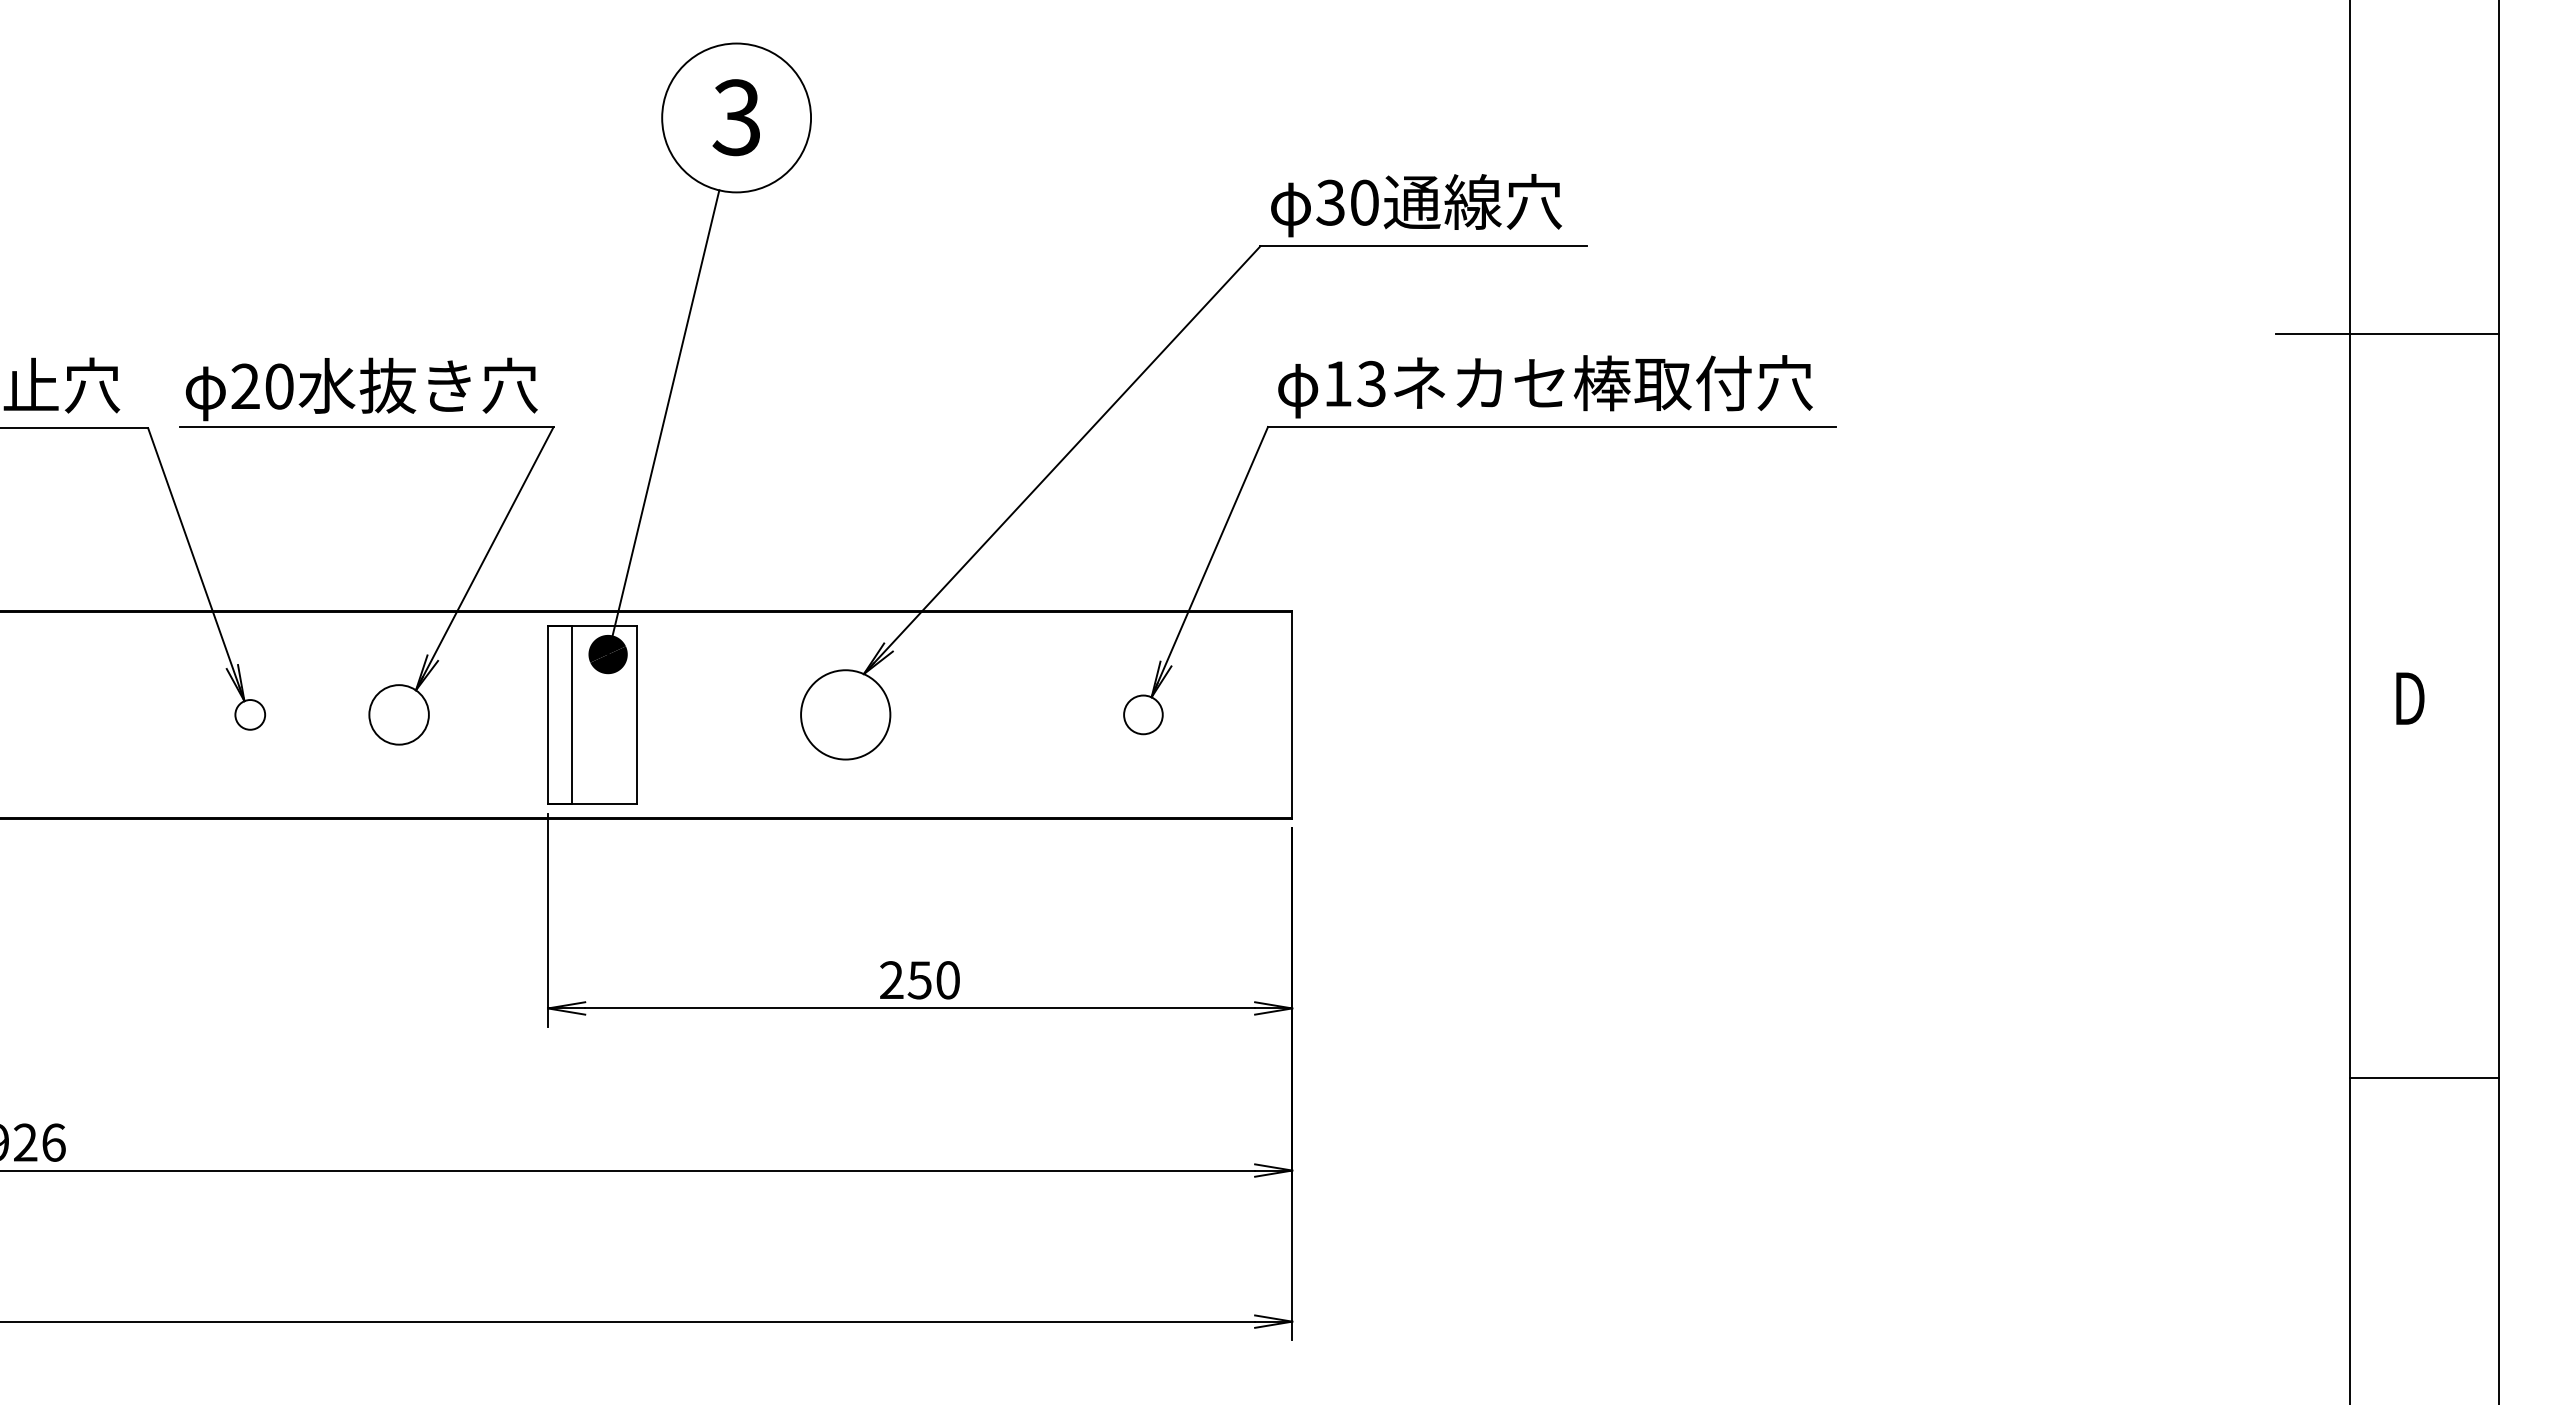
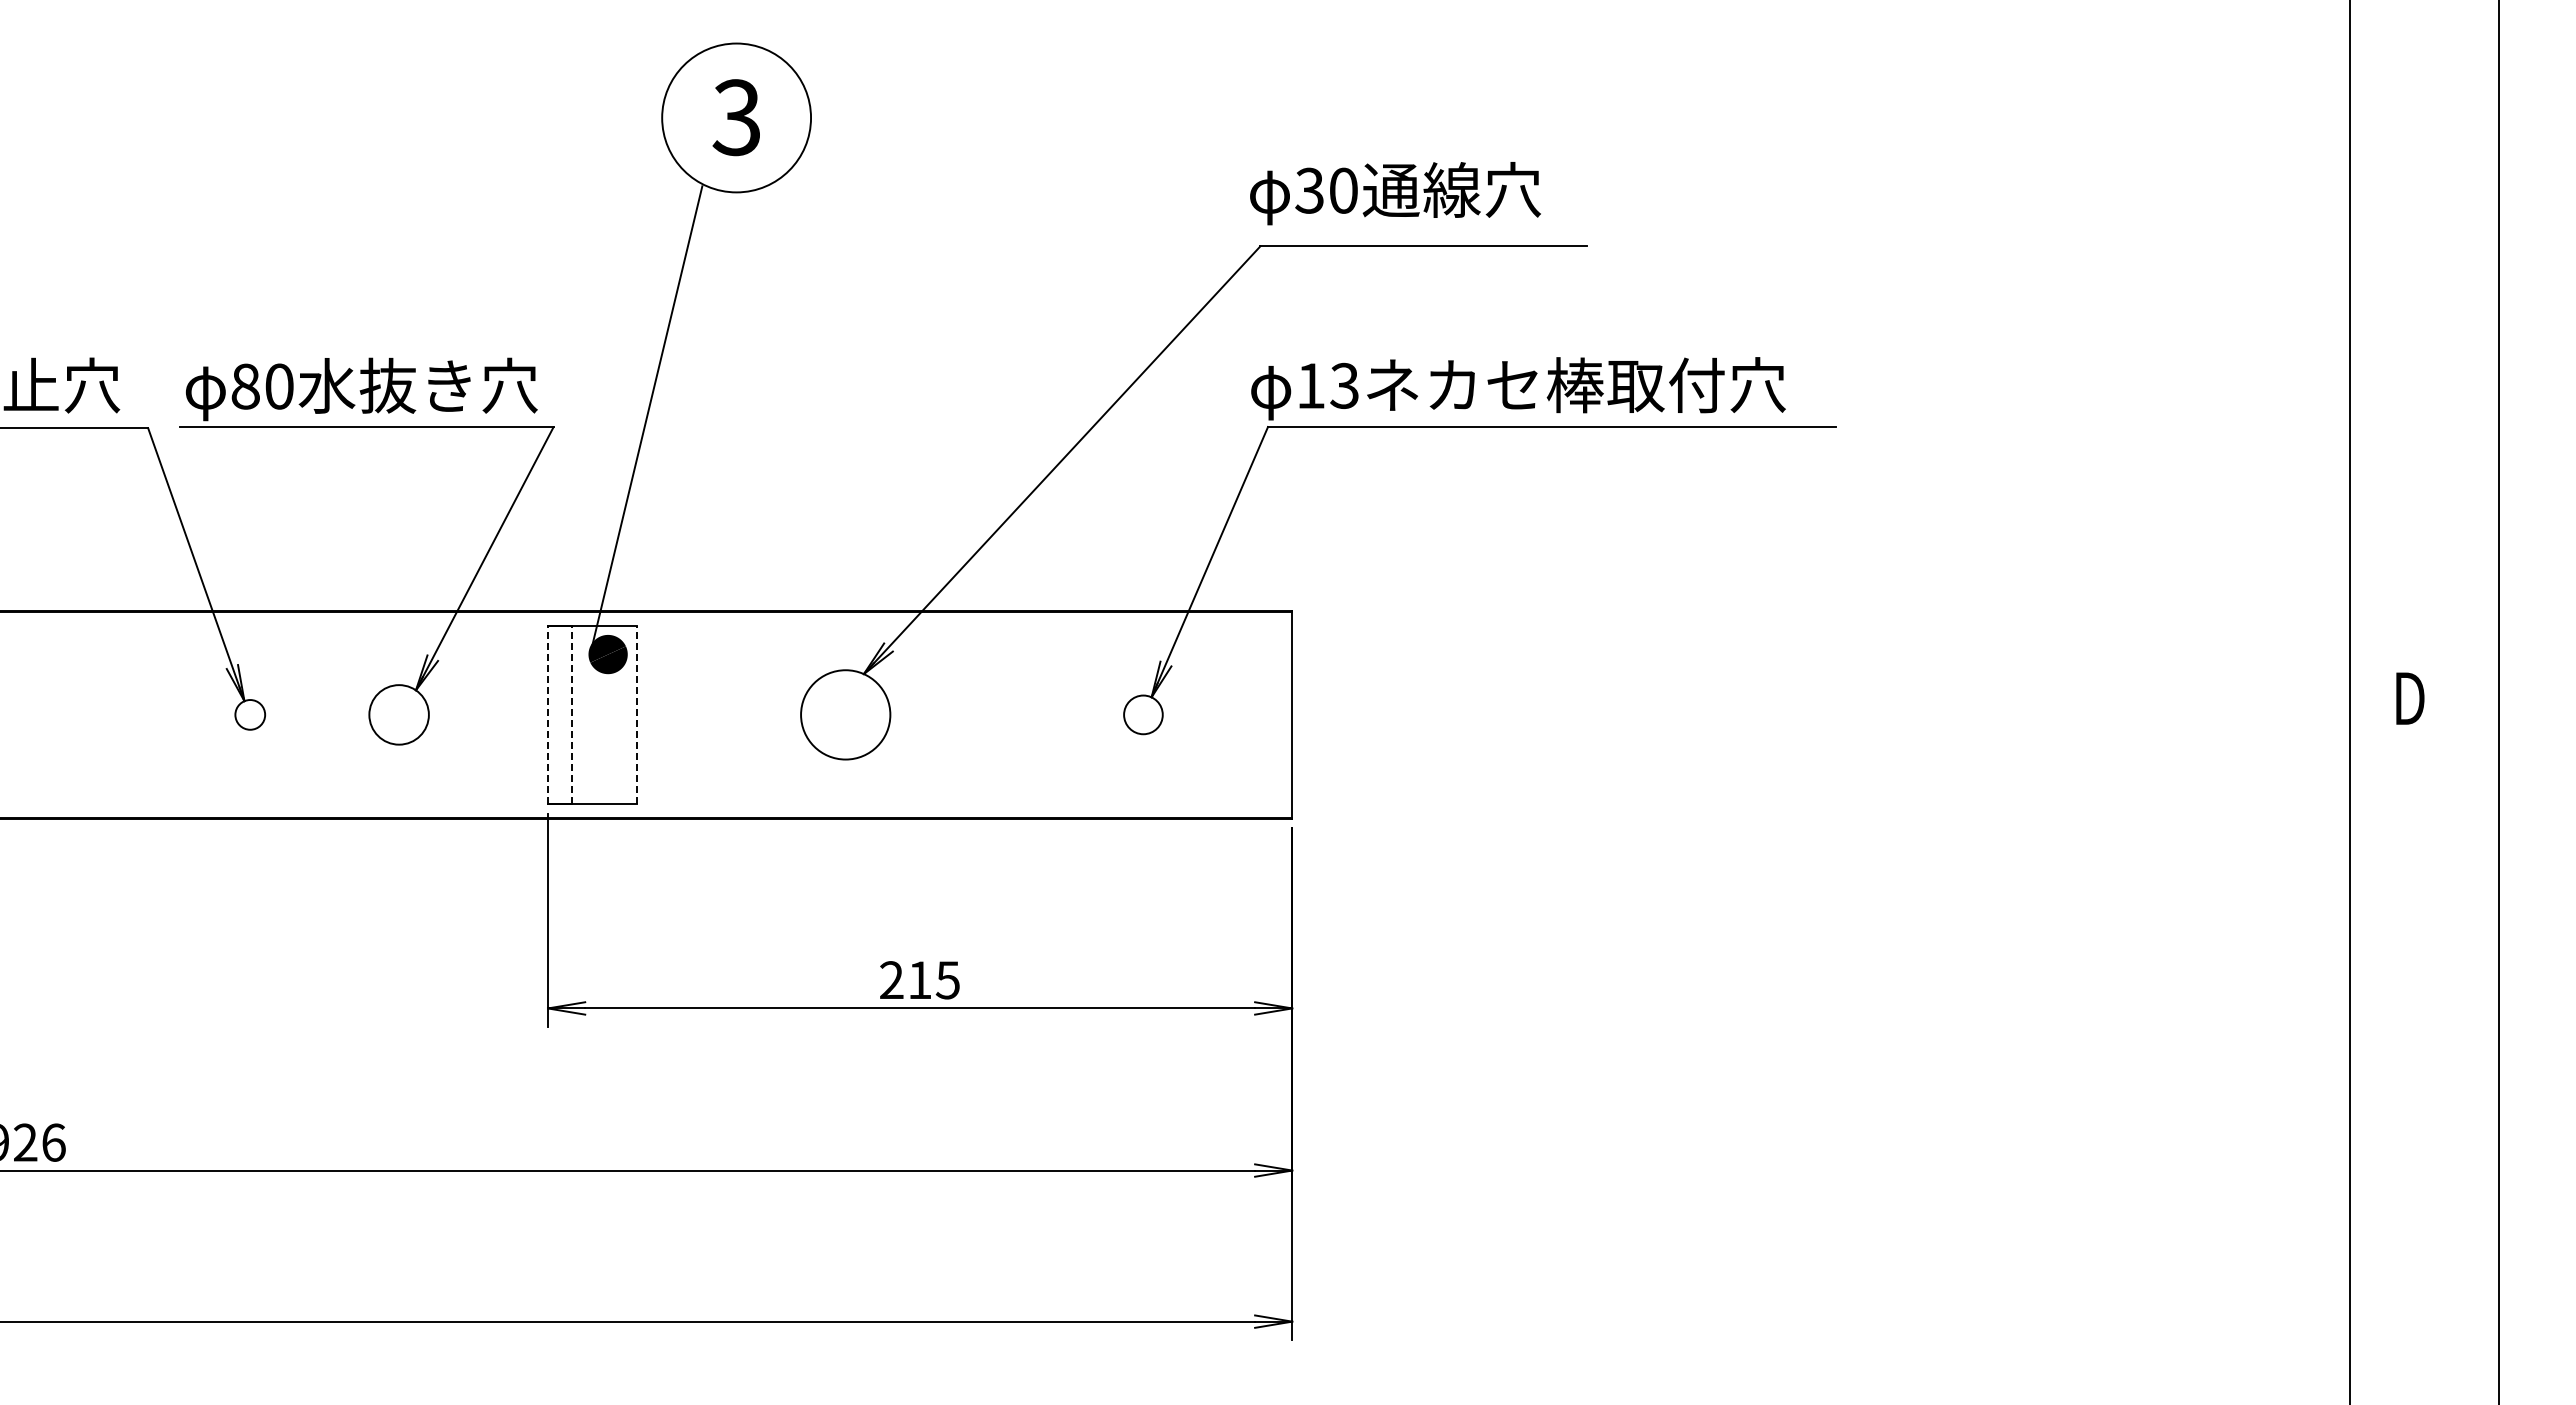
text position: (1416, 205) -> (1395, 193) (1395, 193)
line: present -> none (2386, 333)
text: 20 -> 80 (245, 386)
text position: (1545, 386) -> (1518, 388) (1518, 388)
line position: (663, 422) -> (646, 418) (646, 418)
line: solid -> dashed (548, 714)
line: solid -> dashed (571, 714)
line: solid -> dashed (637, 714)
text: 250 -> 215 (933, 980)
line: present -> none (2423, 1078)
